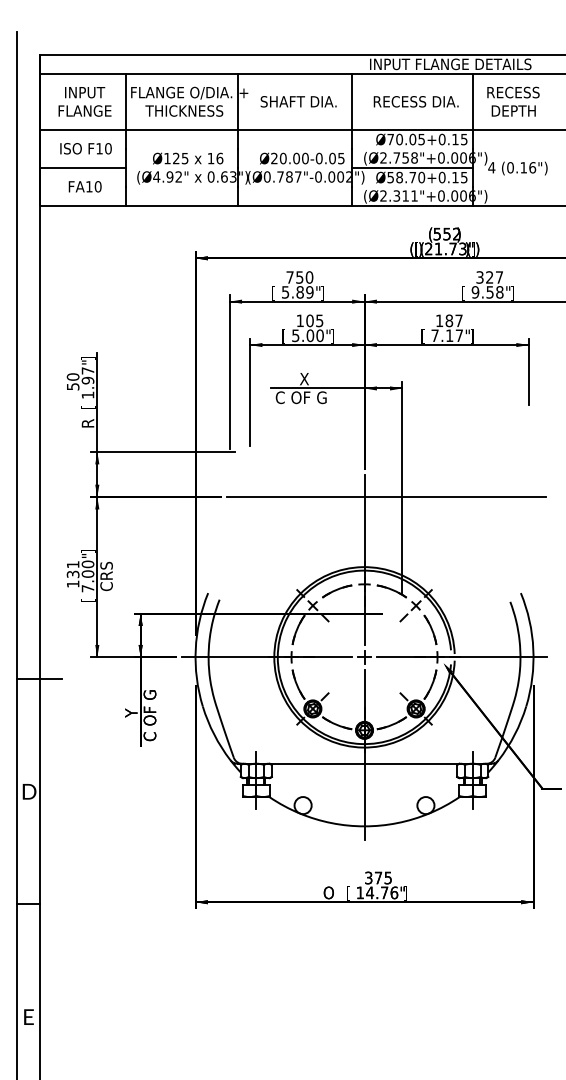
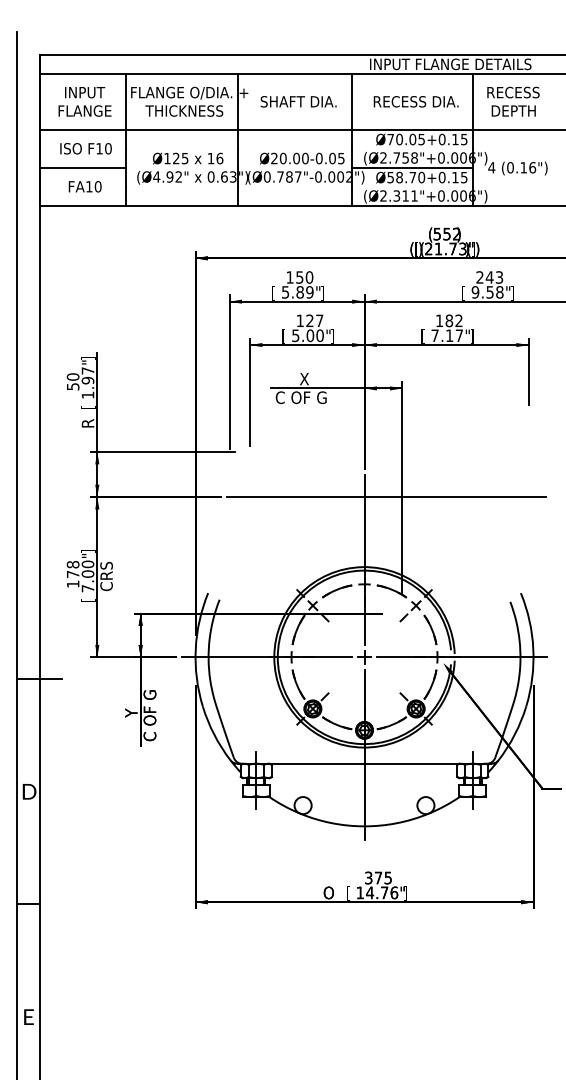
text: 750 -> 150 (289, 277)
text: 327 -> 243 (489, 277)
text: 105 -> 127 (314, 320)
text: 187 -> 182 (458, 320)
text: 131 -> 178 (72, 569)
